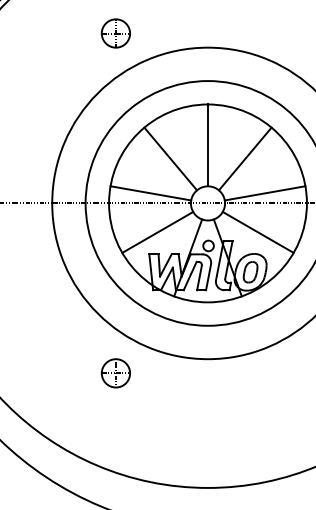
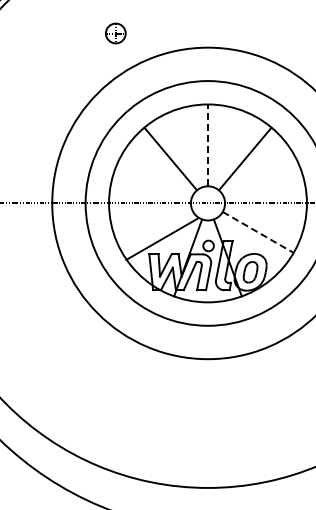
part size: 31x31 px -> 22x23 px (115, 33)
line: solid -> dashed (208, 145)
line: present -> none (150, 193)
line: present -> none (264, 193)
line position: (157, 231) -> (161, 238) (161, 238)
line: solid -> dashed (258, 232)
part: present -> none (115, 373)
